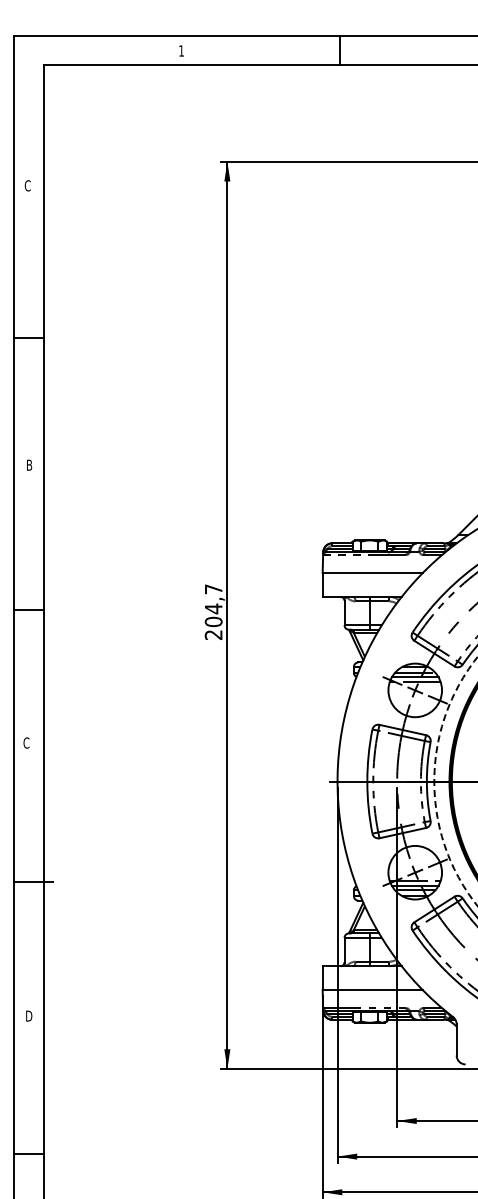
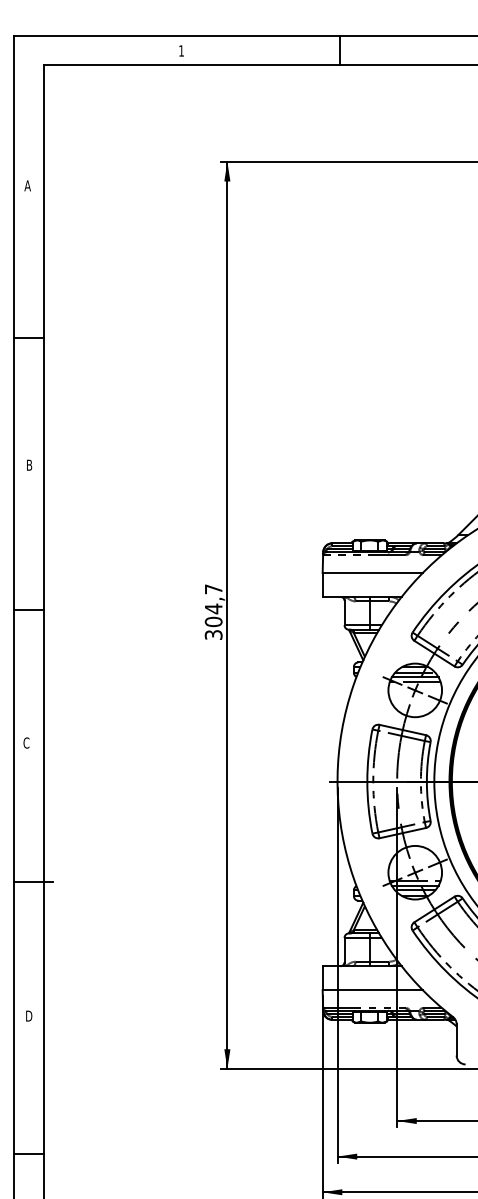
text: C -> A (27, 185)
text: 204,7 -> 304,7 (213, 634)
circle: dashed -> solid (455, 781)
